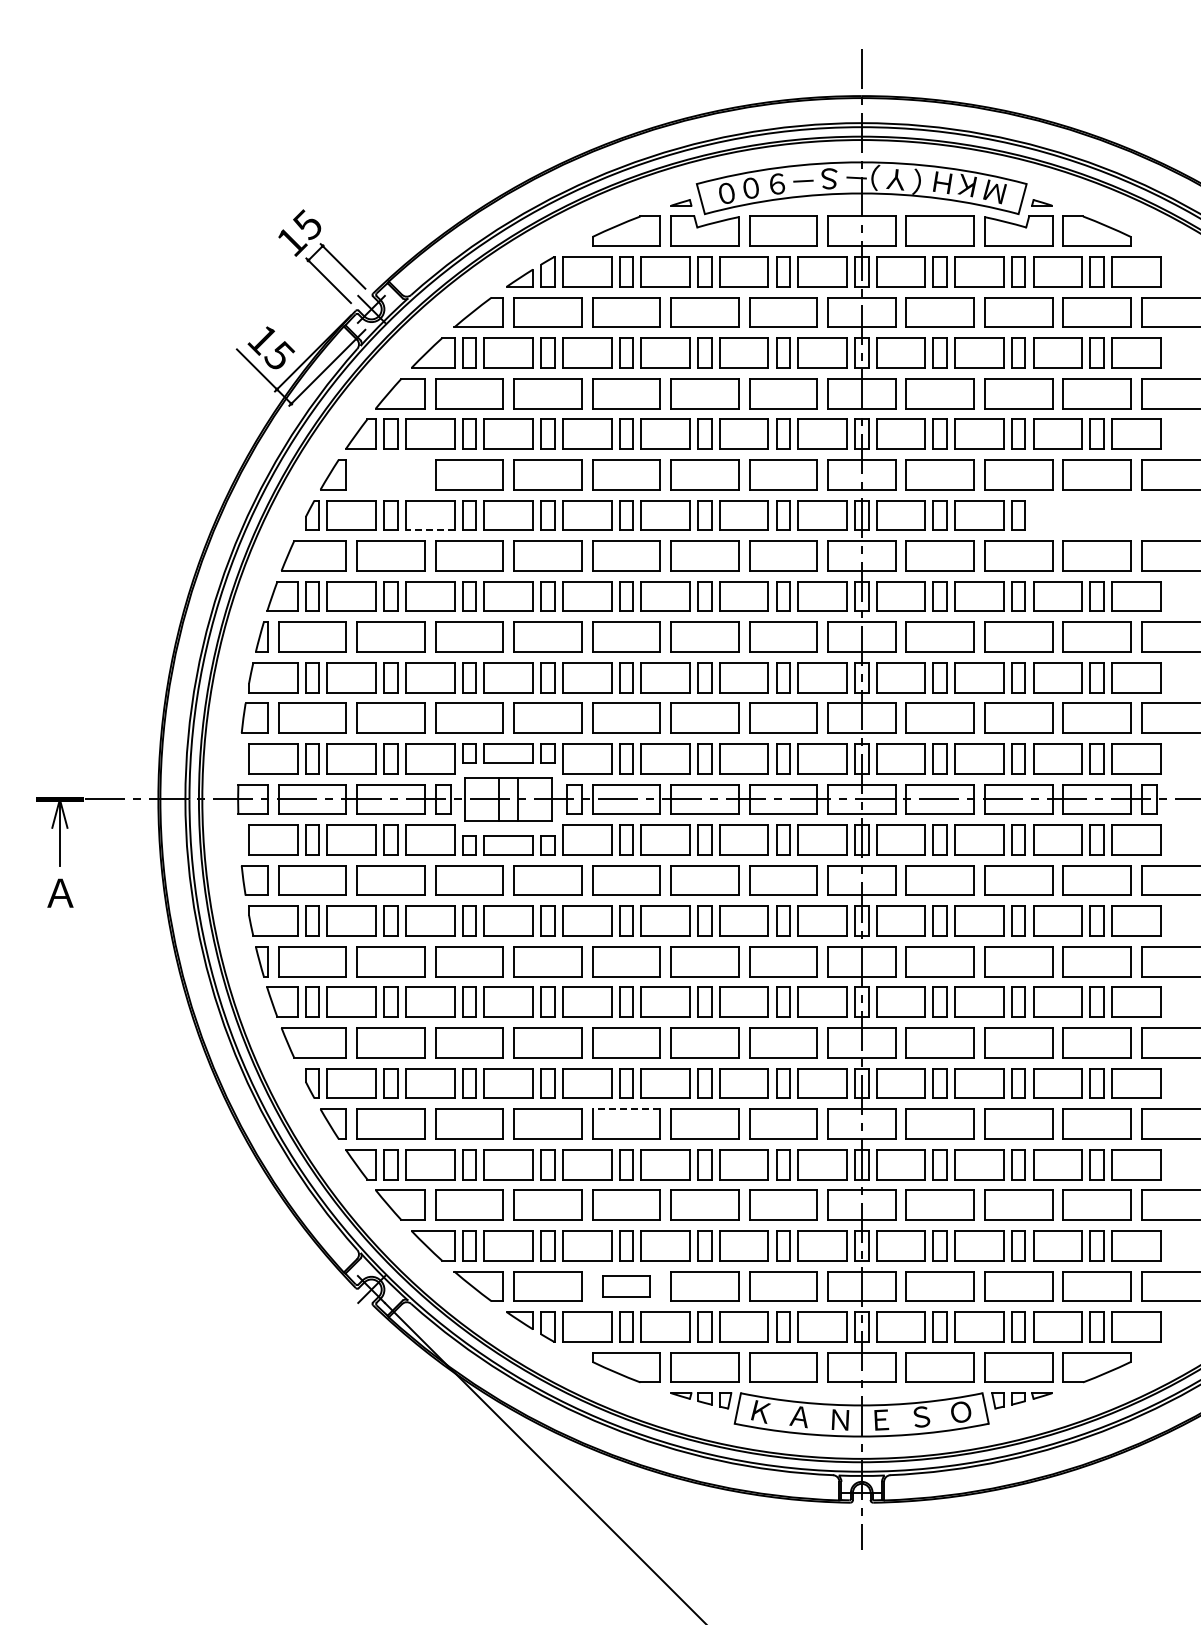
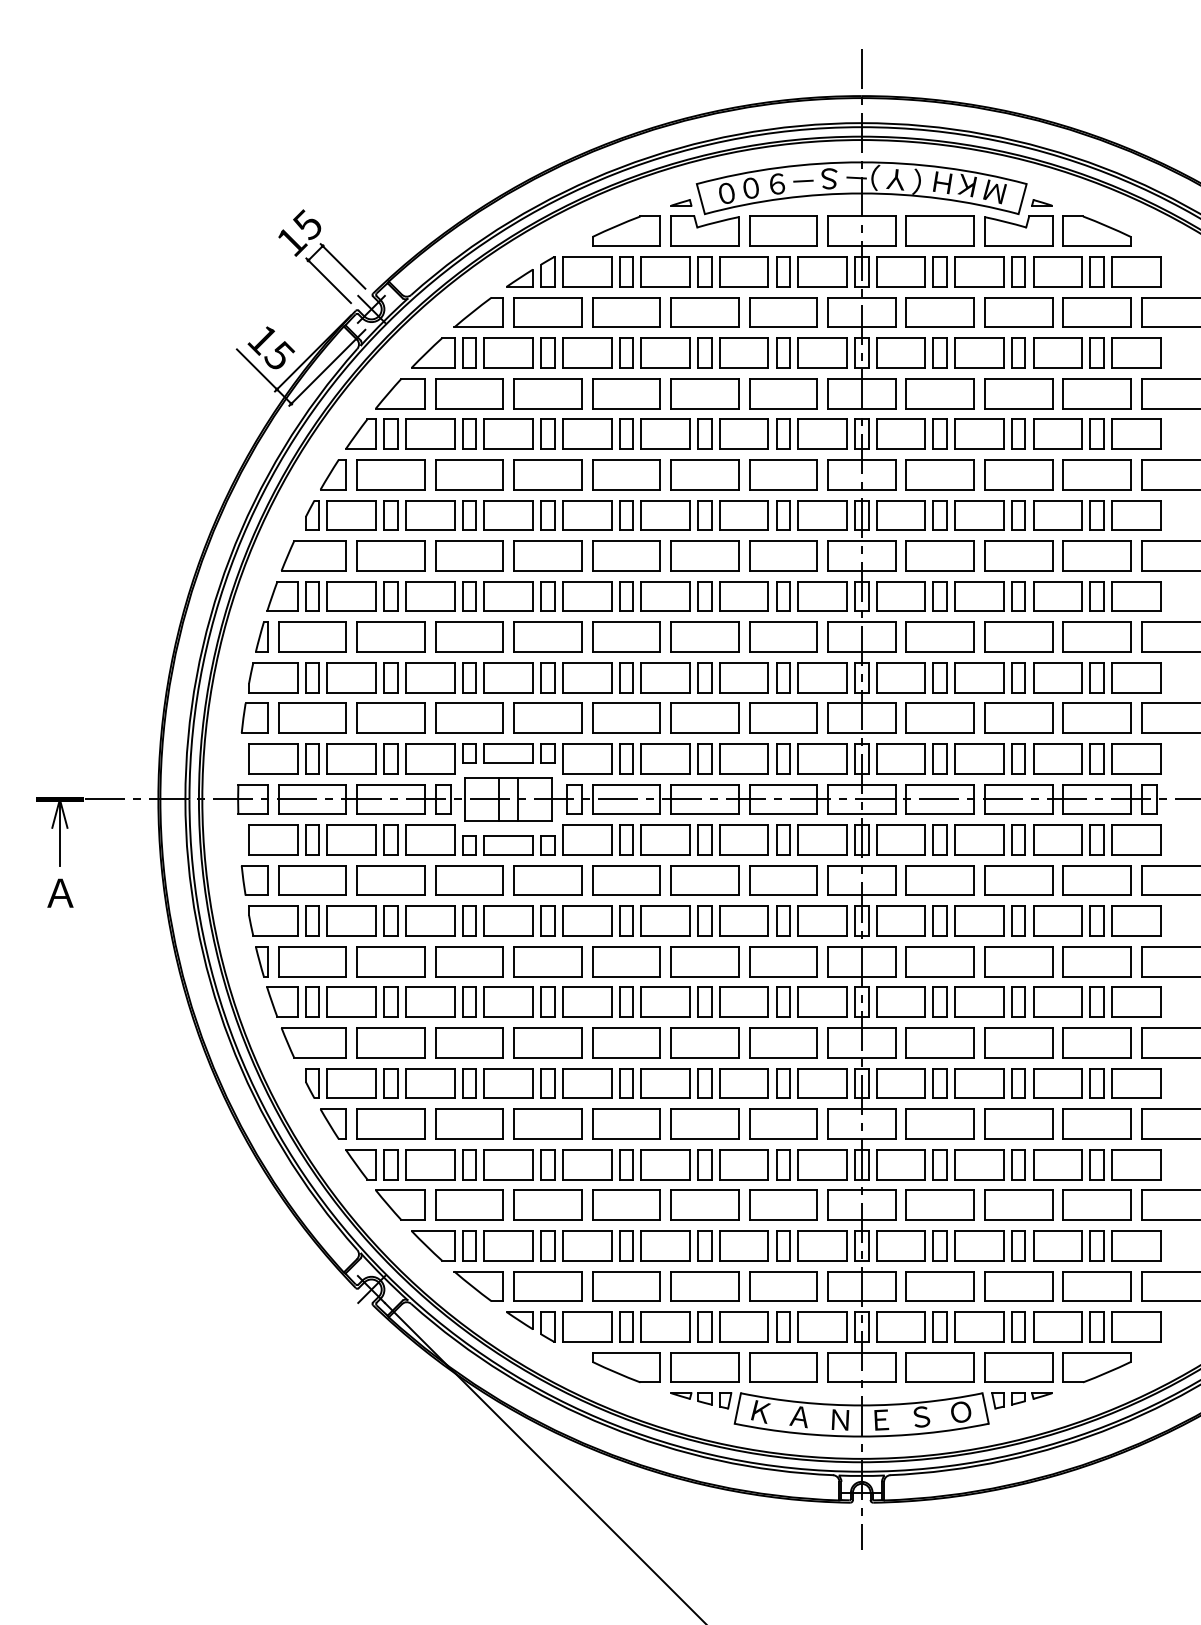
part: none -> present (390, 474)
part: none -> present (1097, 515)
line: dashed -> solid (429, 530)
line: dashed -> solid (626, 1109)
part size: 49x23 px -> 69x31 px (626, 1286)
